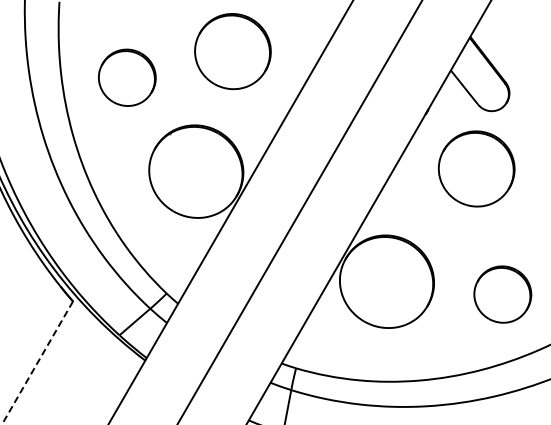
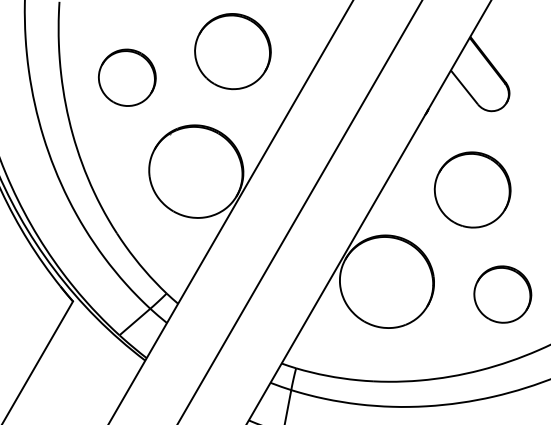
part position: (476, 168) -> (472, 189) (472, 189)
line: dashed -> solid (37, 362)
